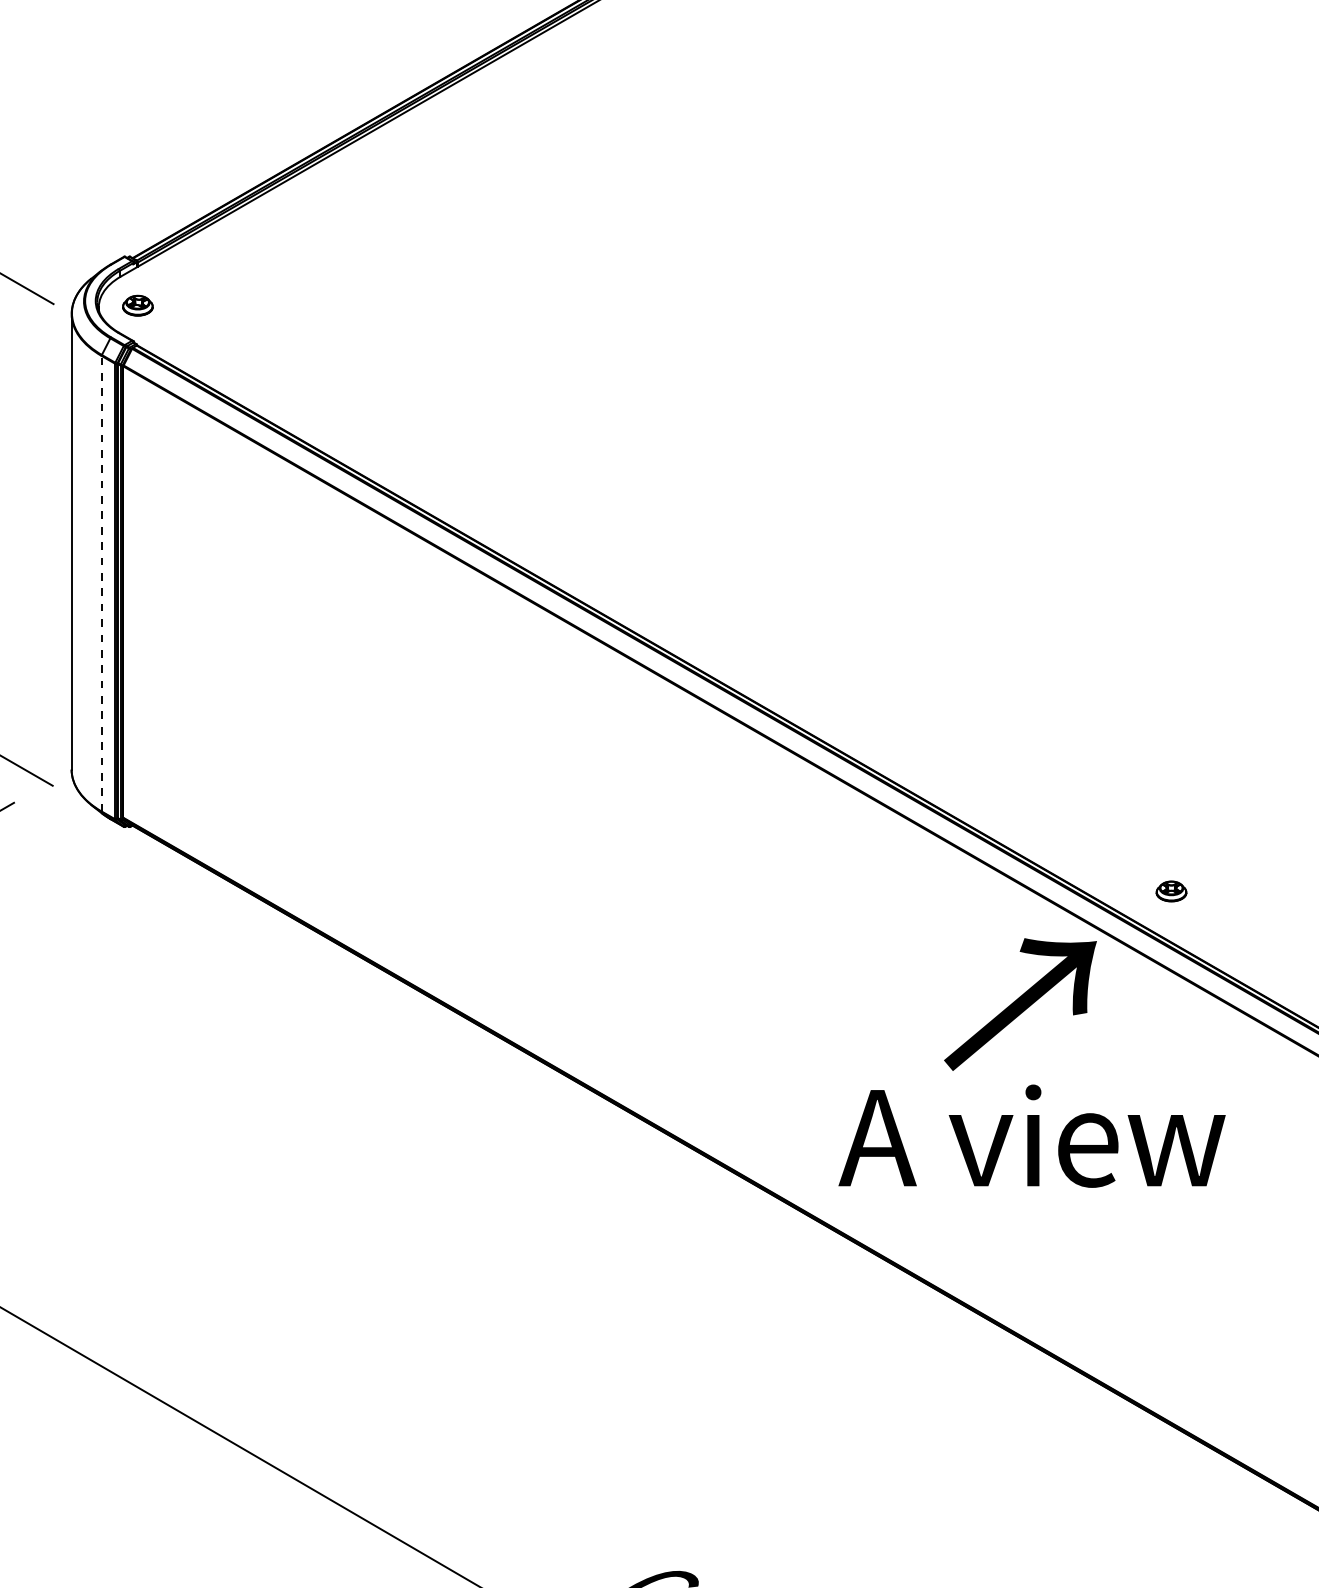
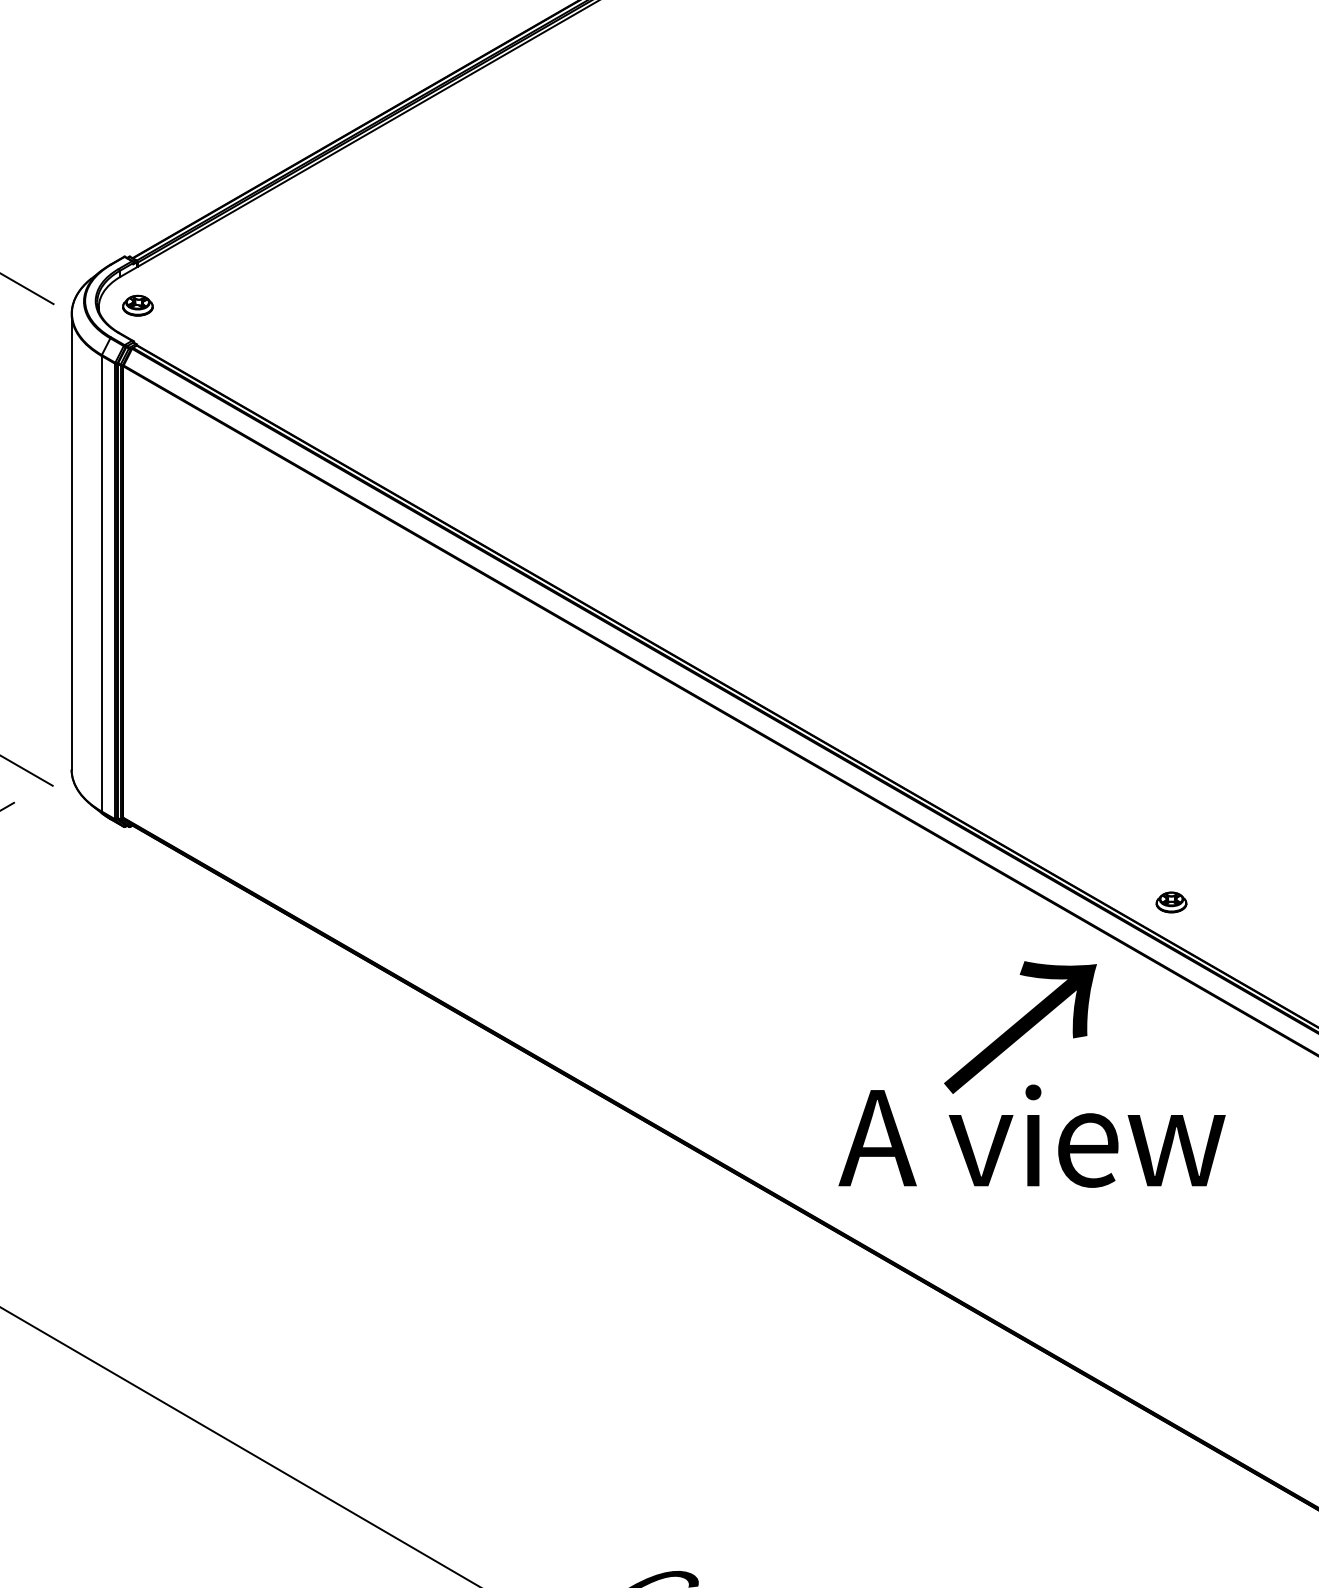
line: dashed -> solid (101, 583)
part position: (1171, 891) -> (1171, 902) (1171, 902)
text position: (1020, 1004) -> (1020, 1027) (1020, 1027)
